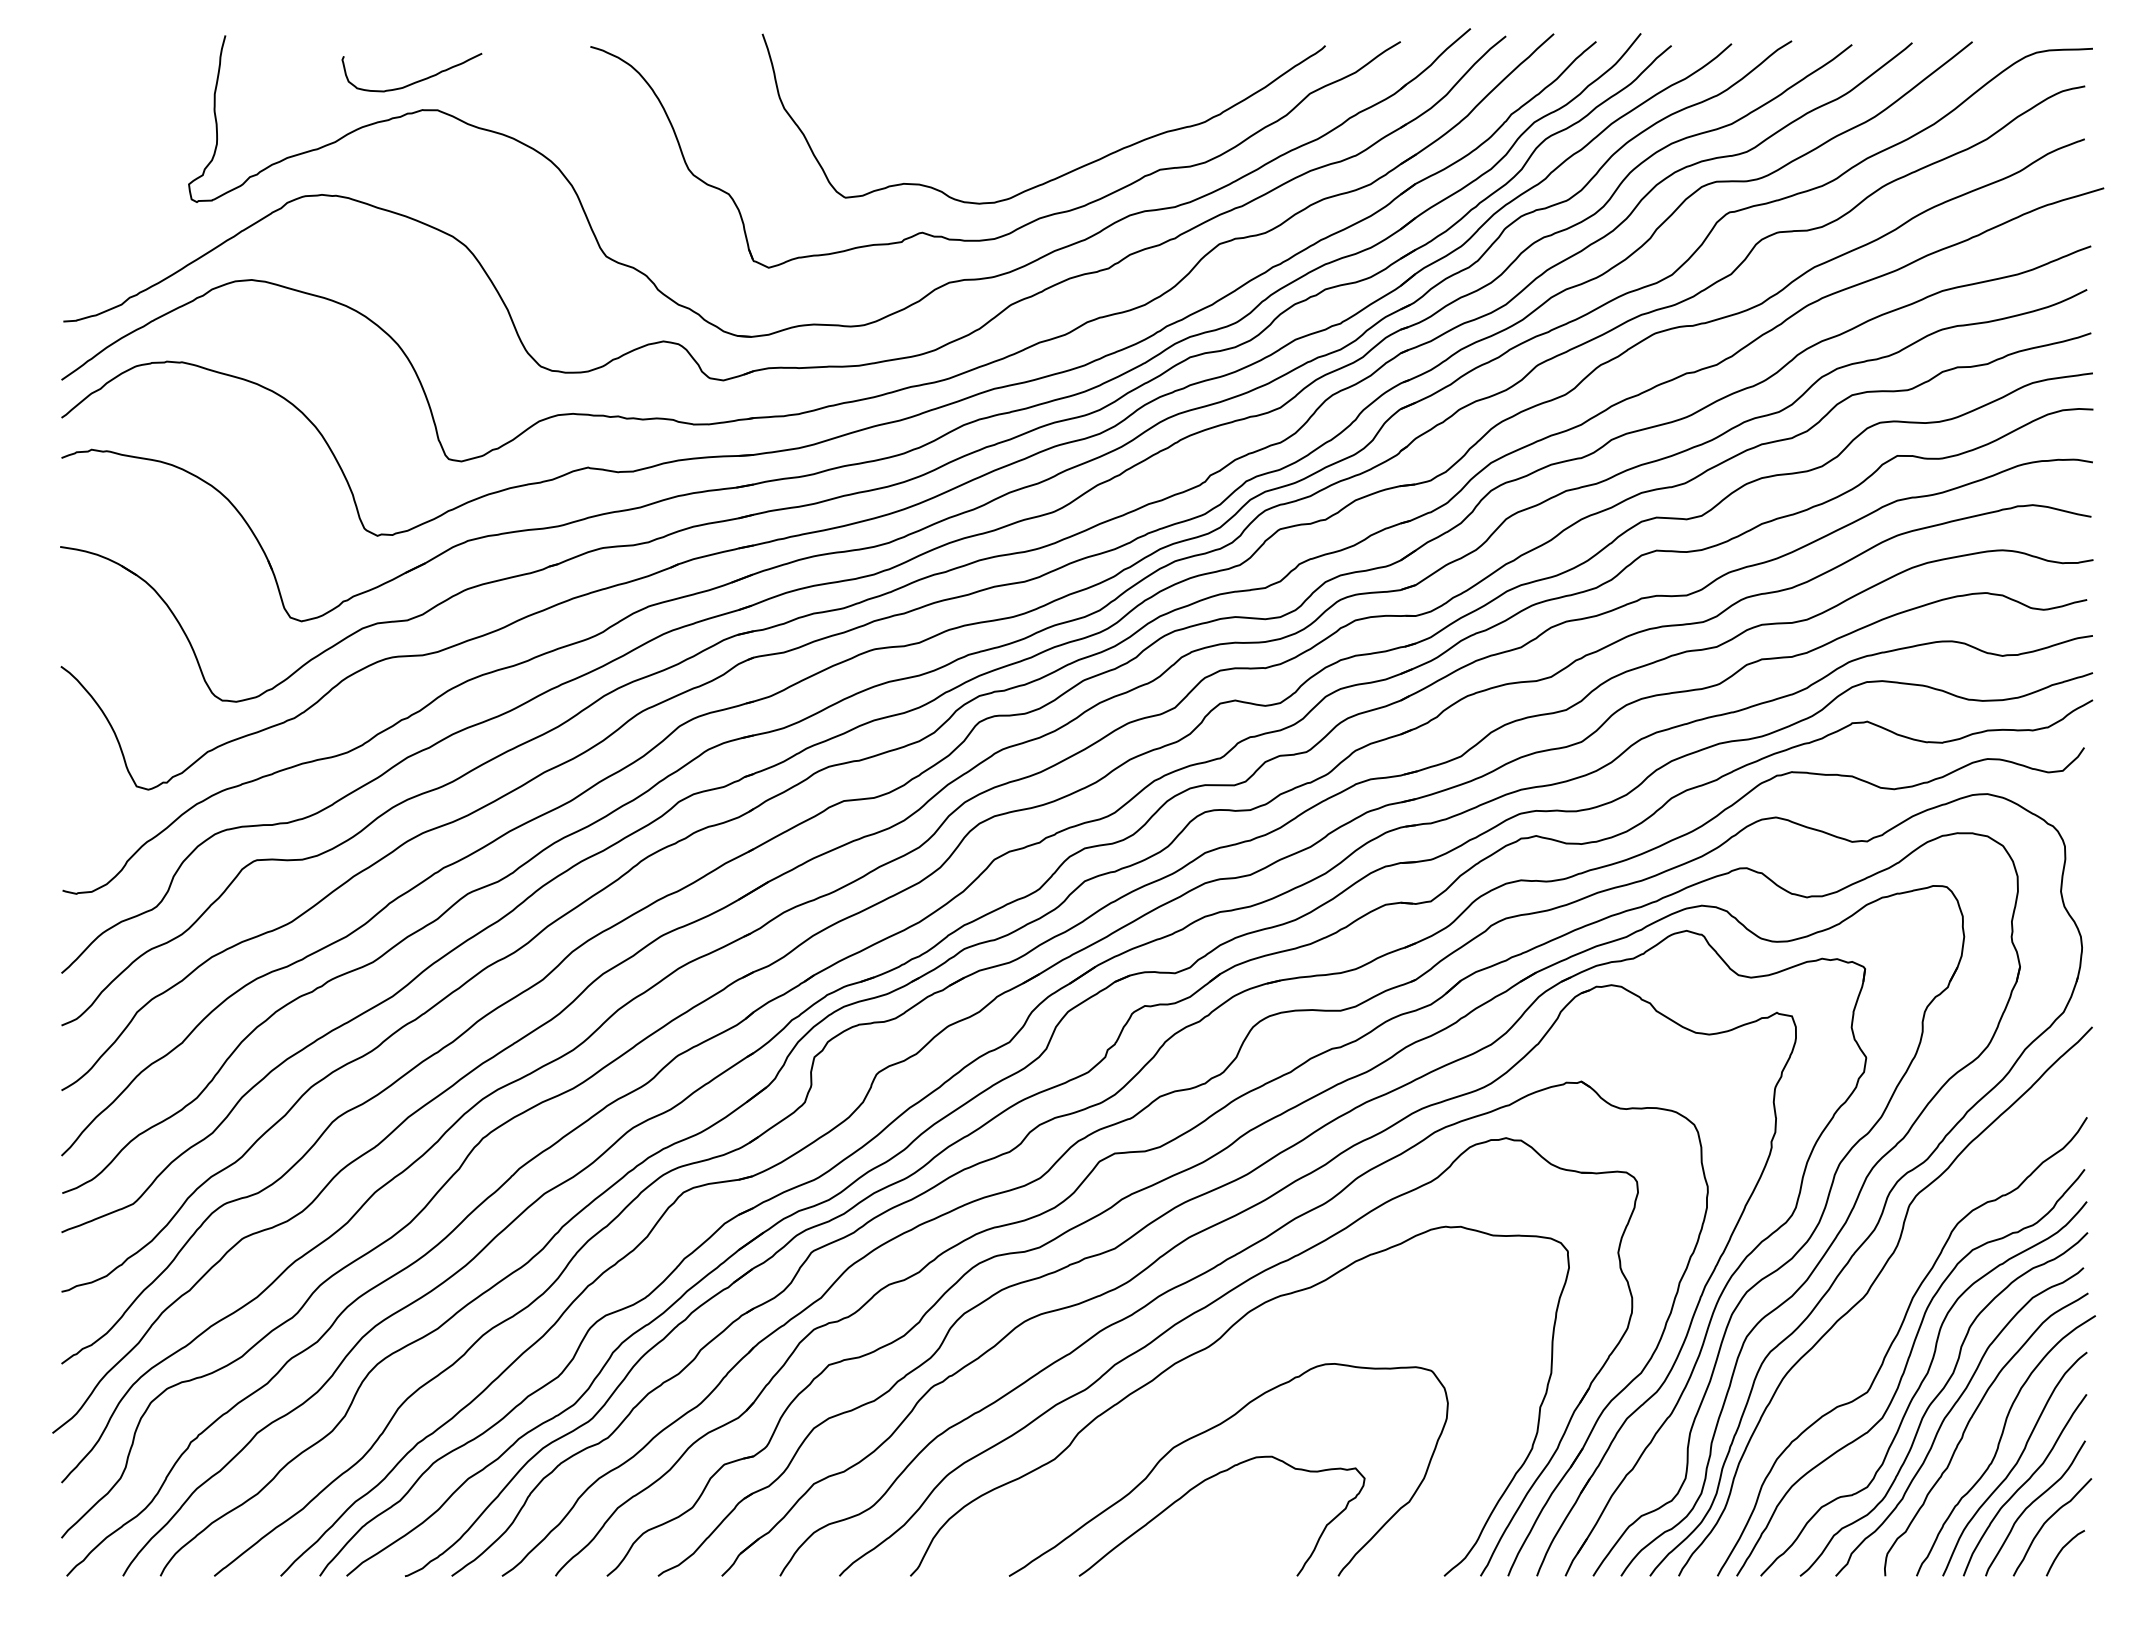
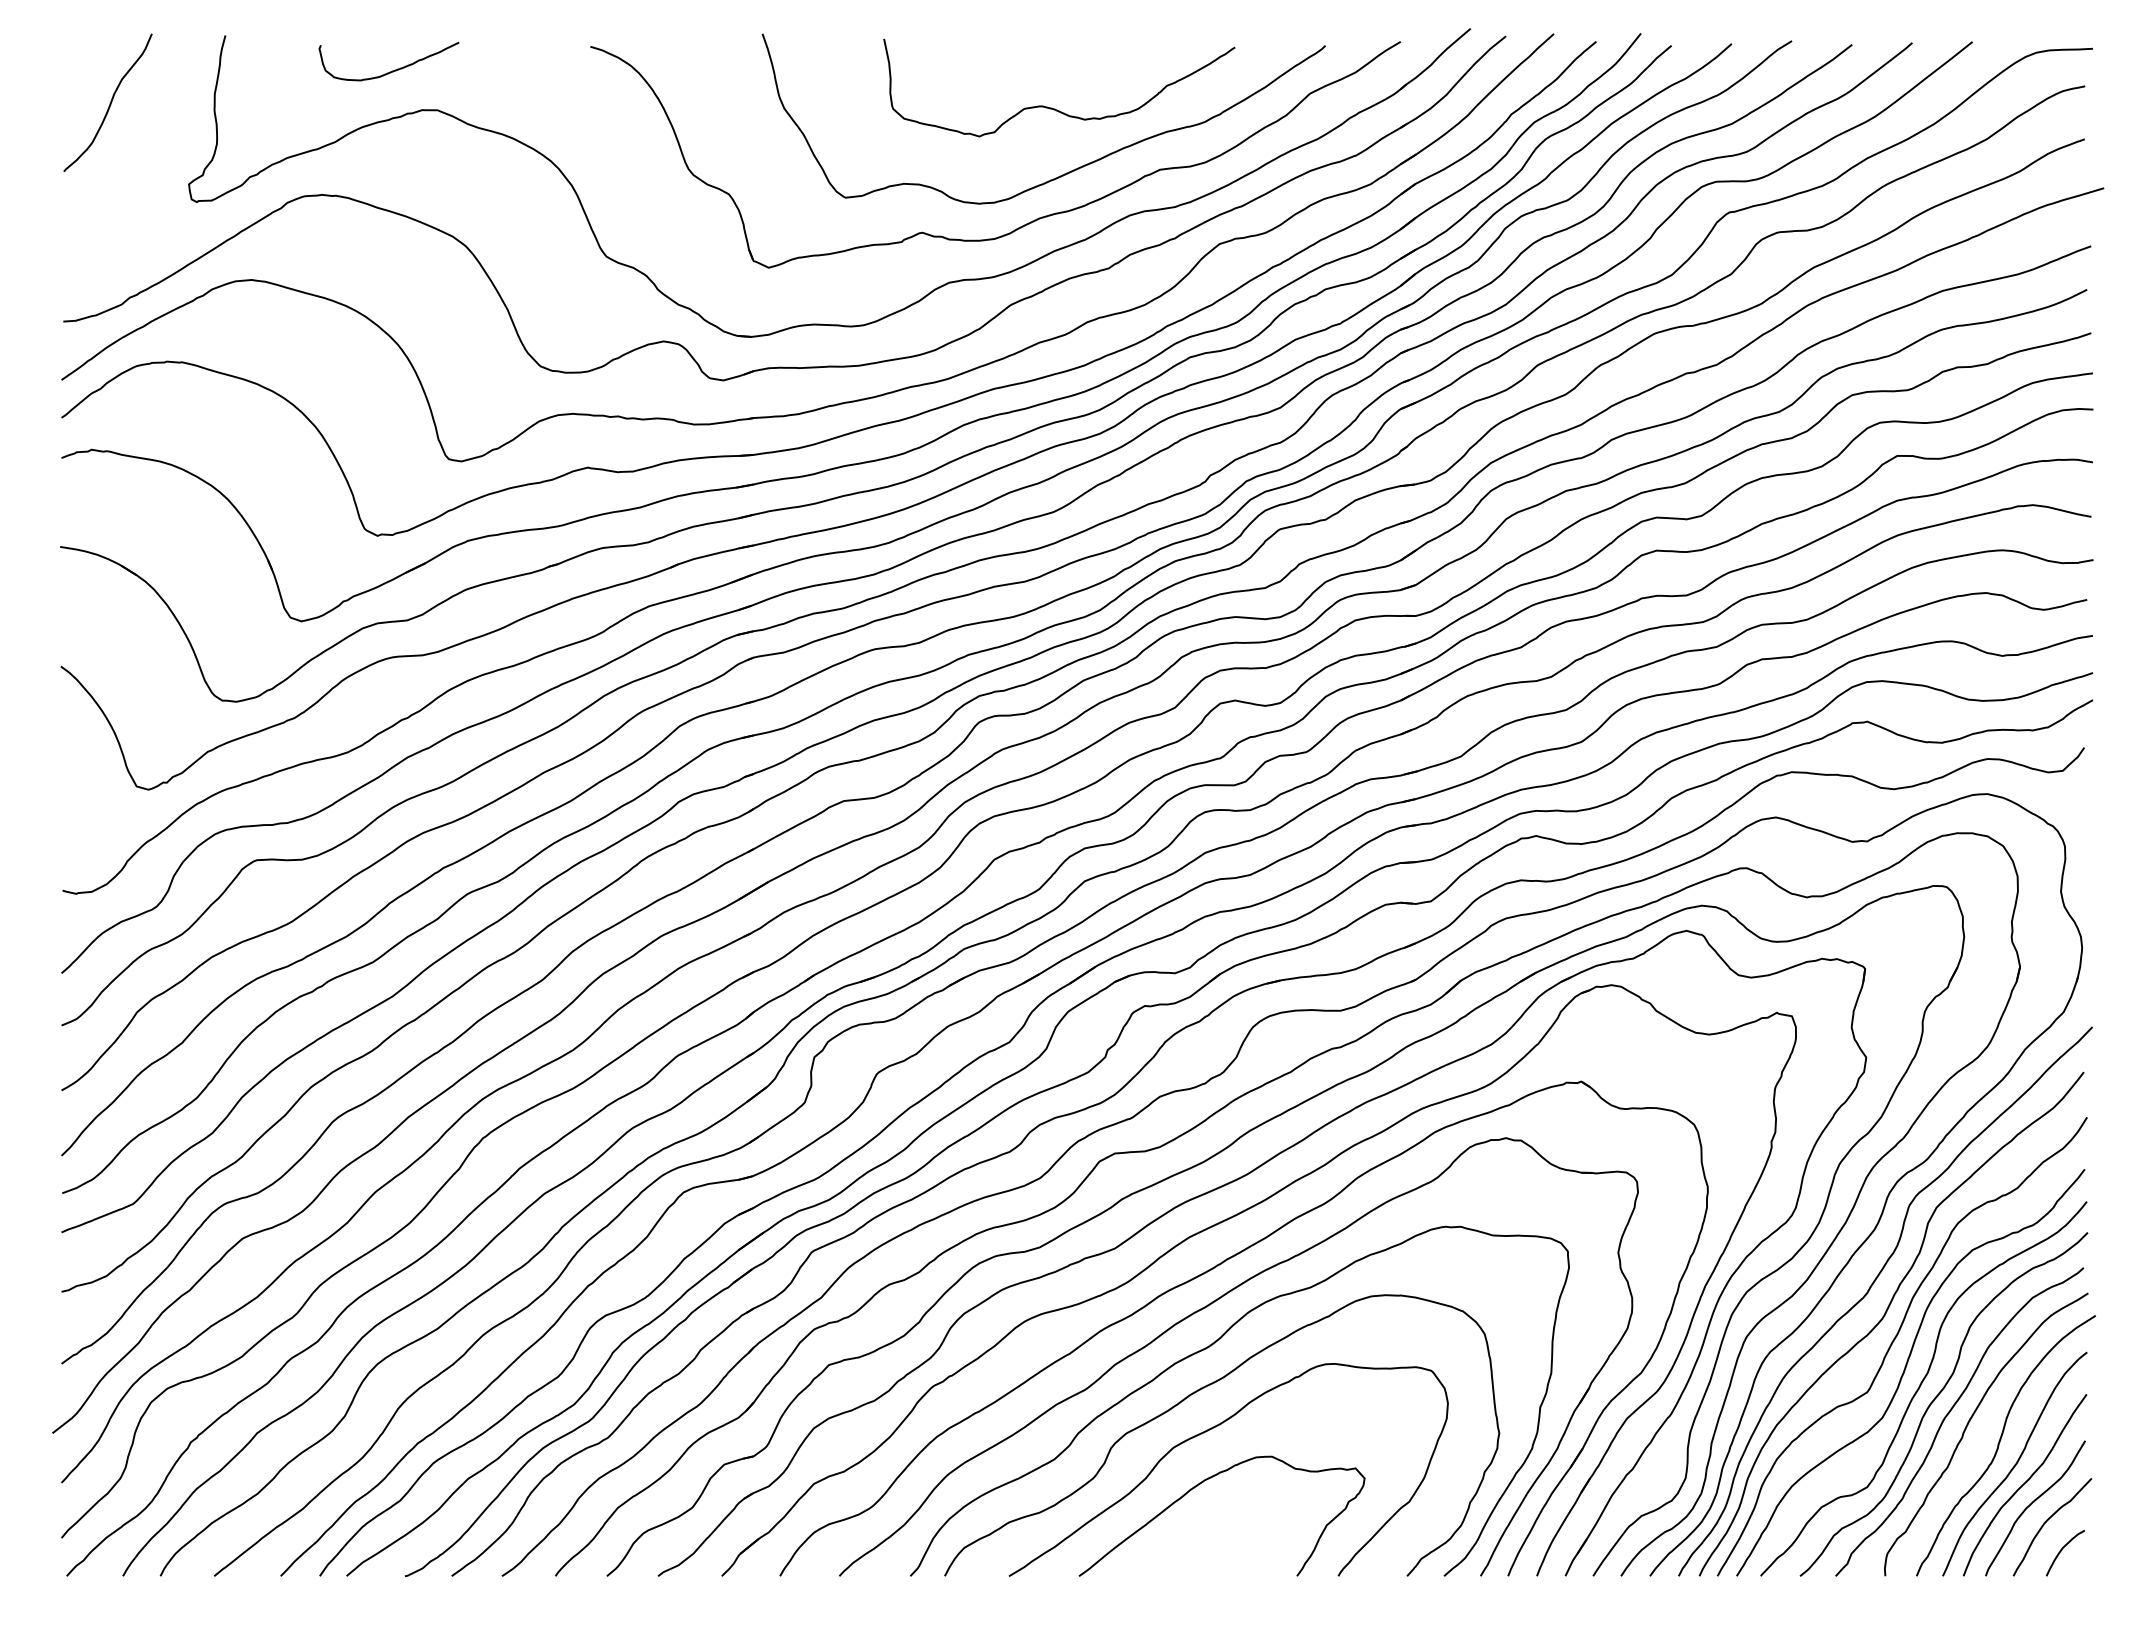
curve position: (415, 81) -> (392, 70) (392, 70)
curve: none -> present (109, 103)
curve: none -> present (1055, 108)
curve: none -> present (1884, 1317)
curve: none -> present (1195, 1393)
